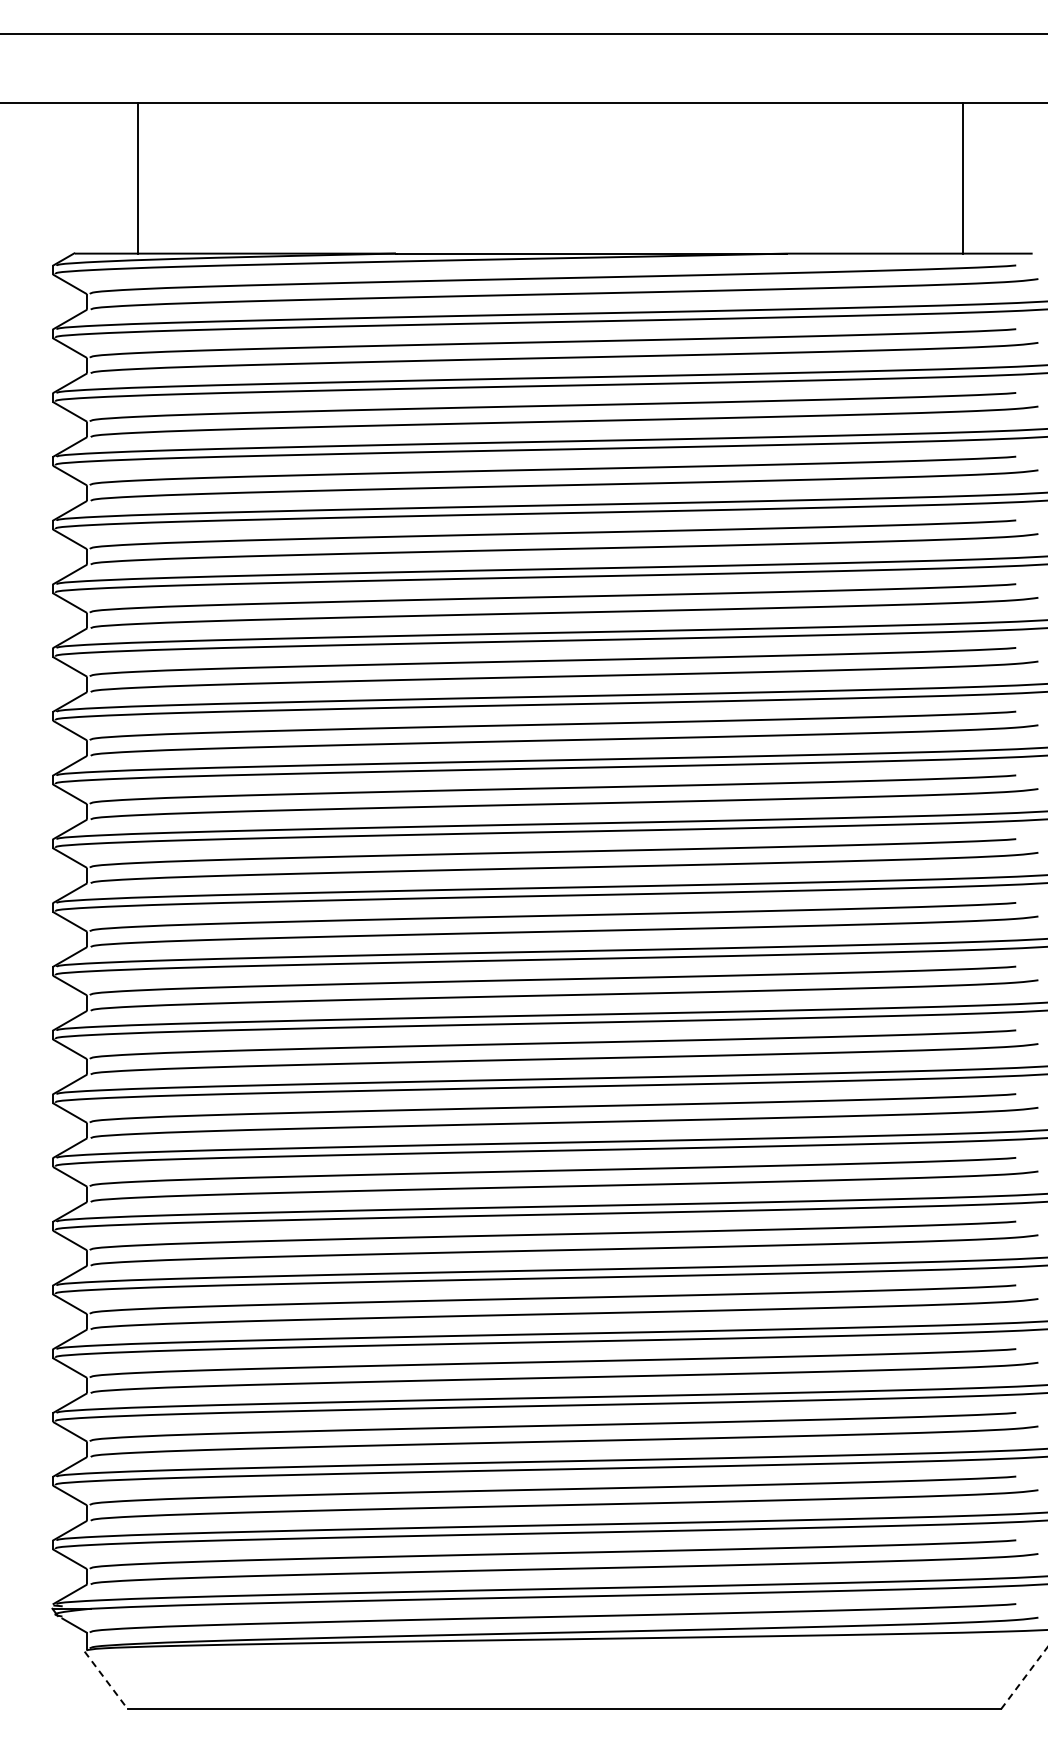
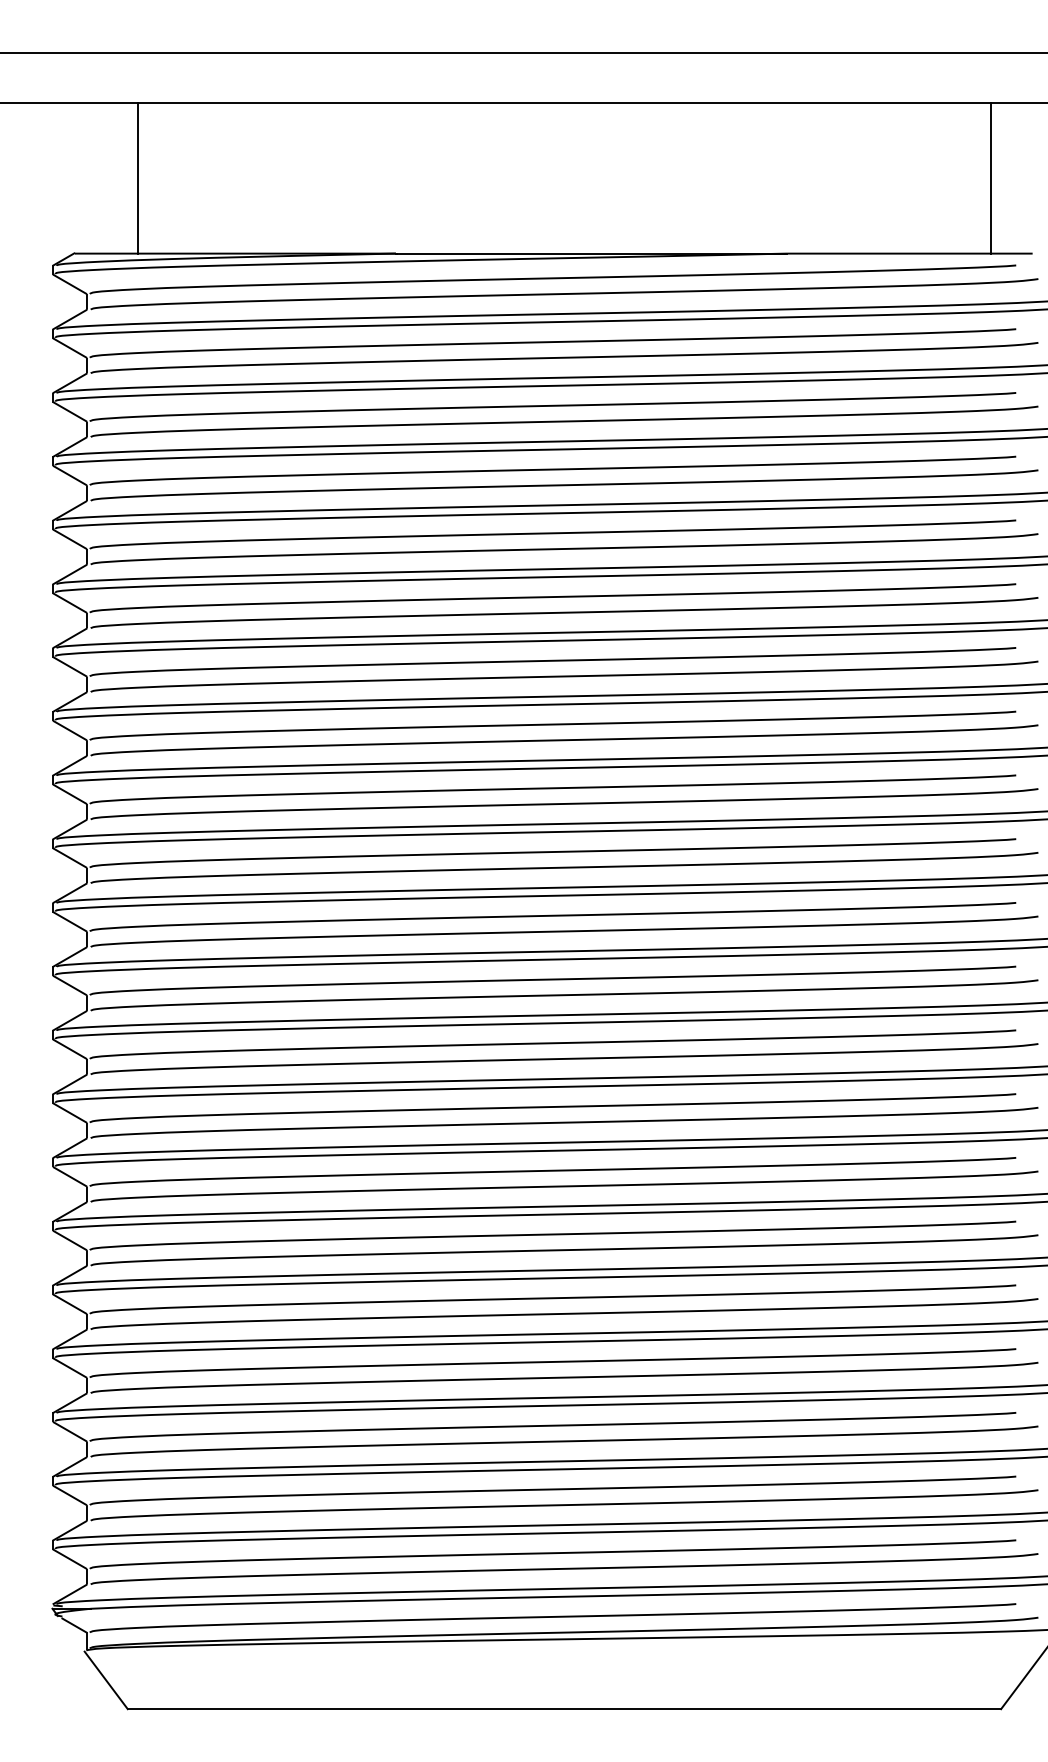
line position: (523, 33) -> (523, 52) (523, 52)
line position: (963, 178) -> (991, 178) (991, 178)
line: dashed -> solid (1024, 1678)
line: dashed -> solid (106, 1680)
